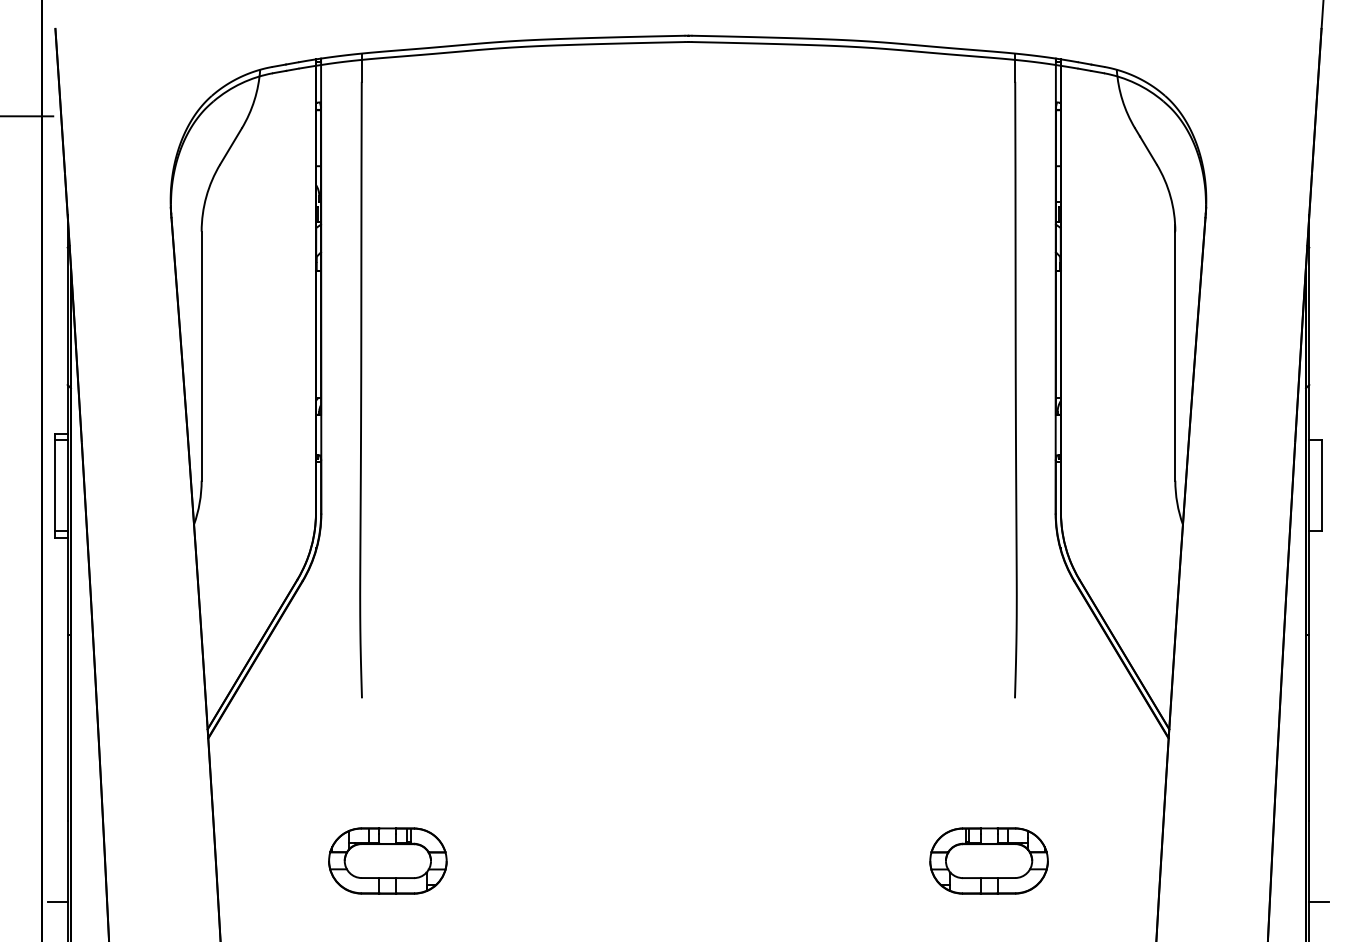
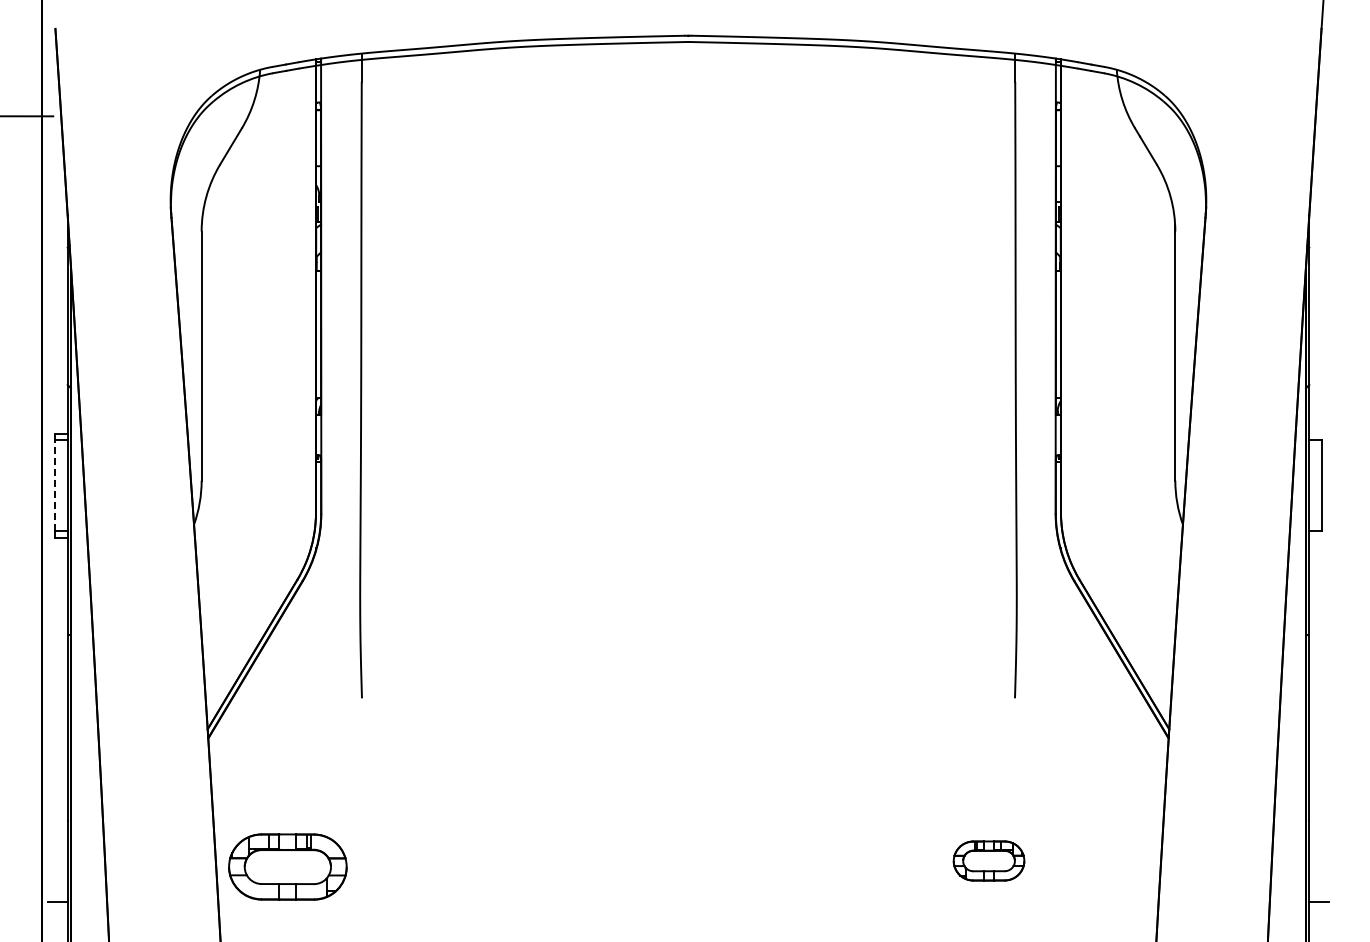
line: solid -> dashed (54, 485)
part position: (387, 860) -> (287, 866) (287, 866)
part size: 120x68 px -> 74x42 px (988, 860)
